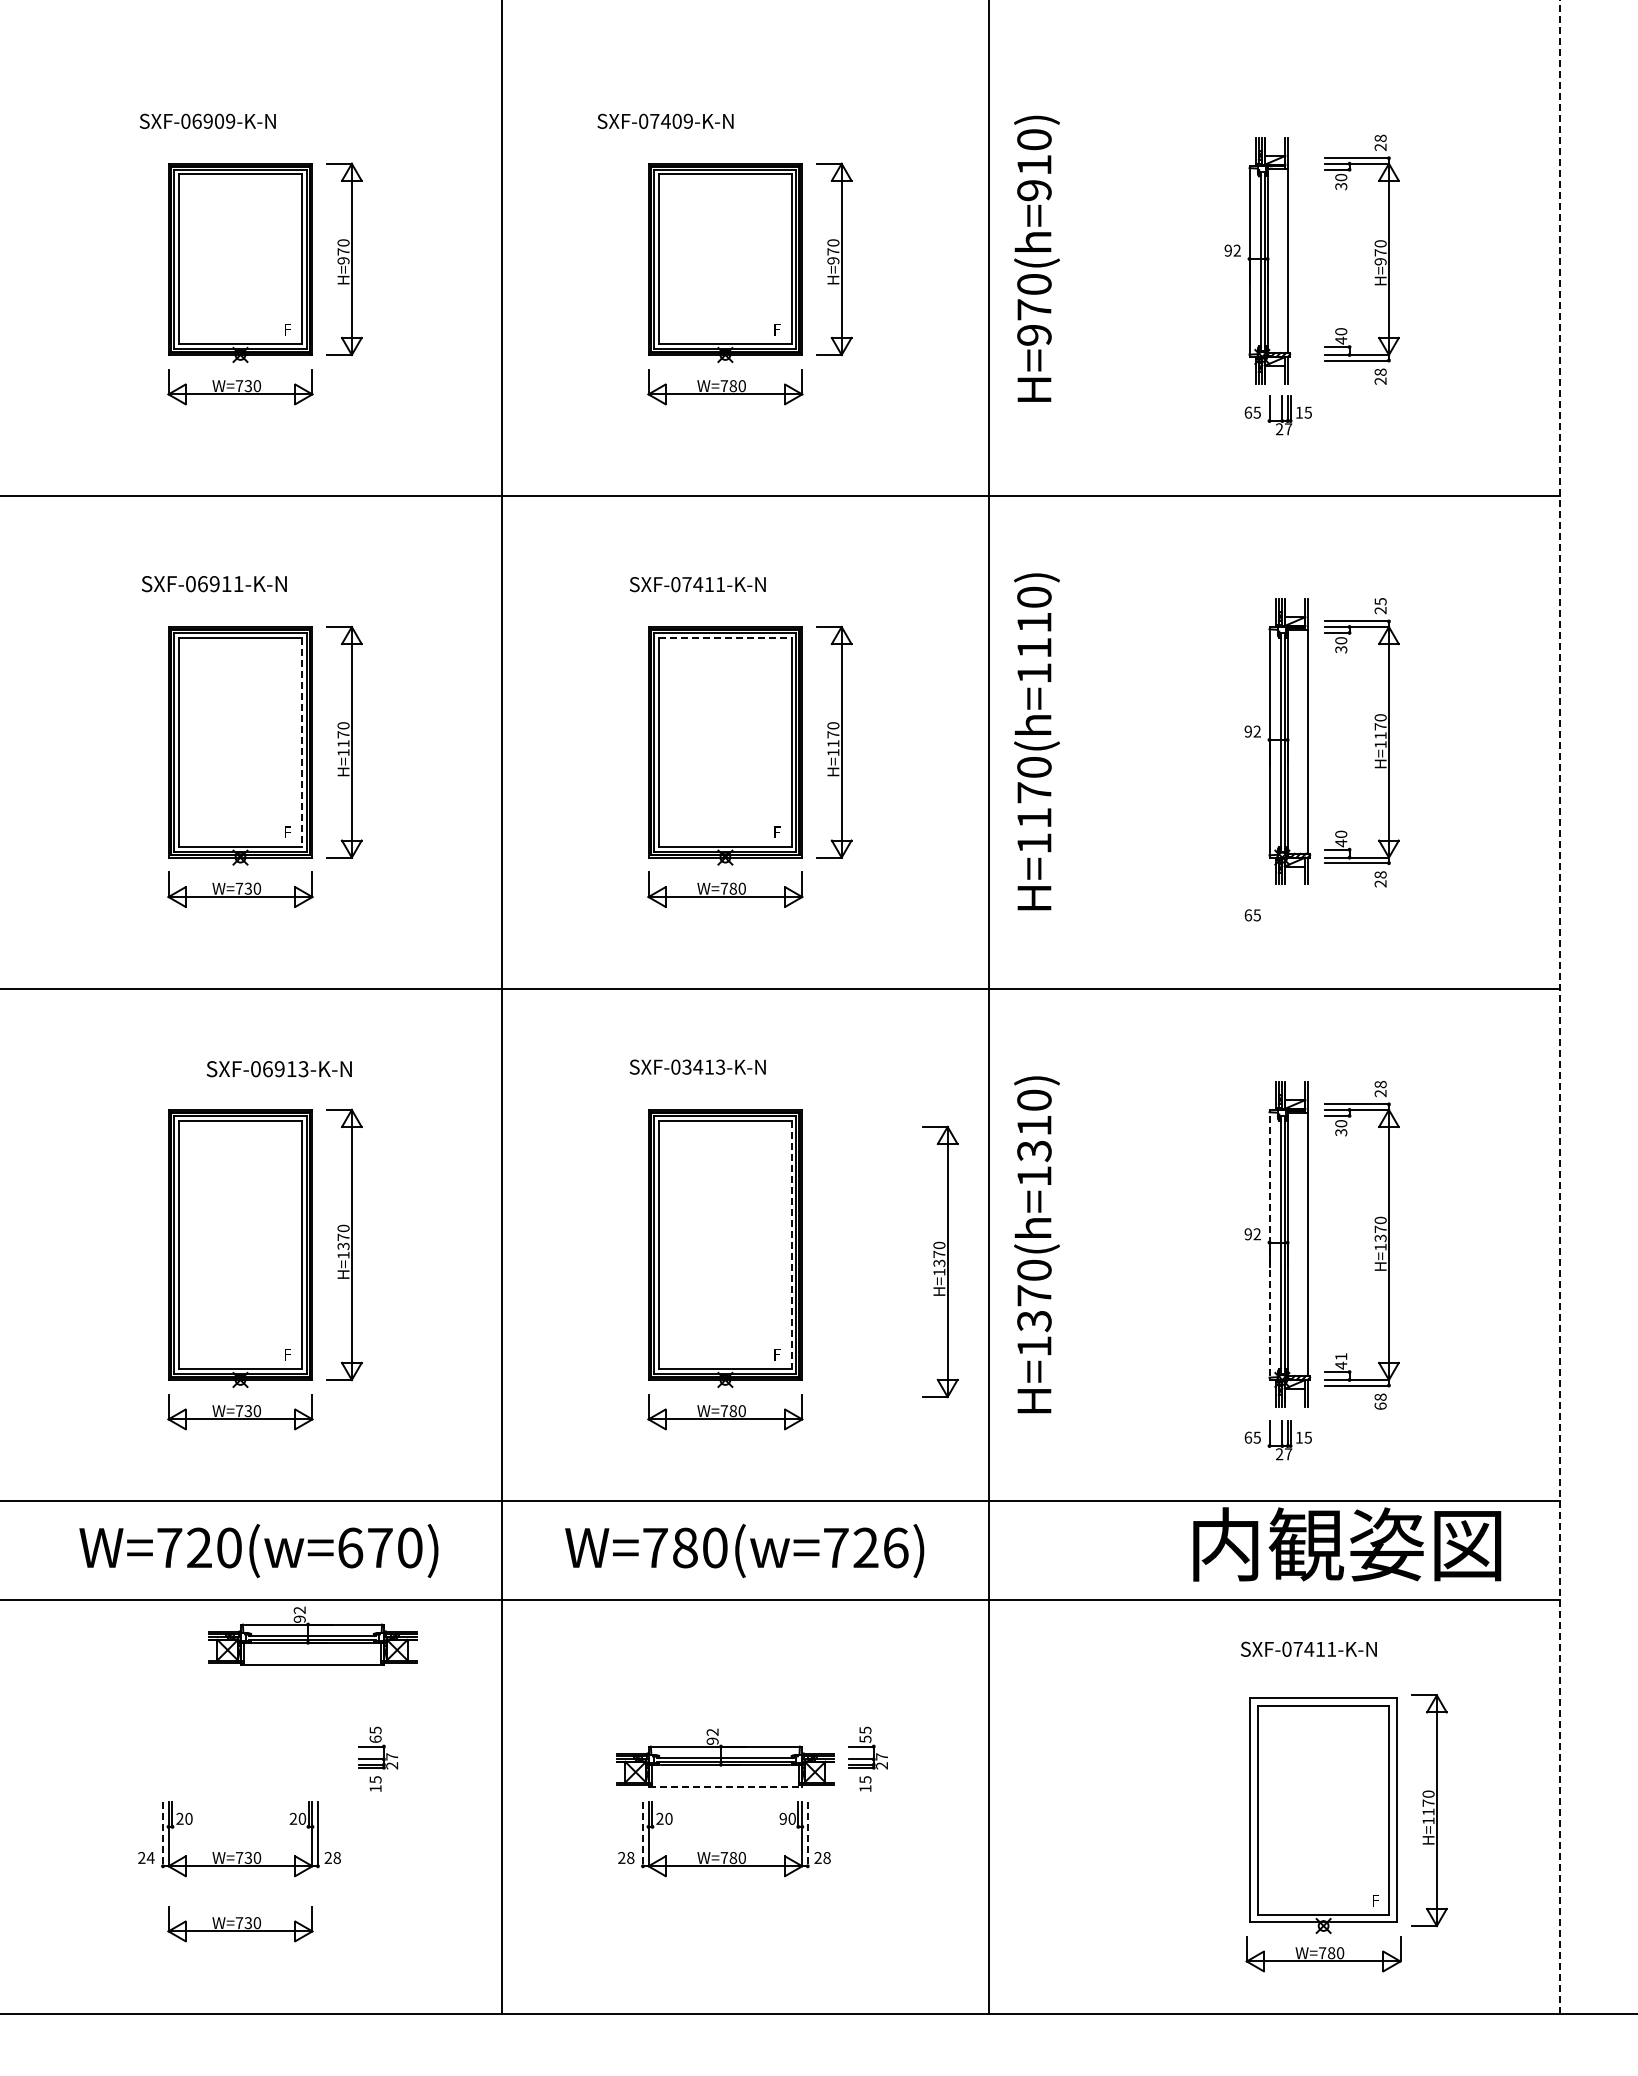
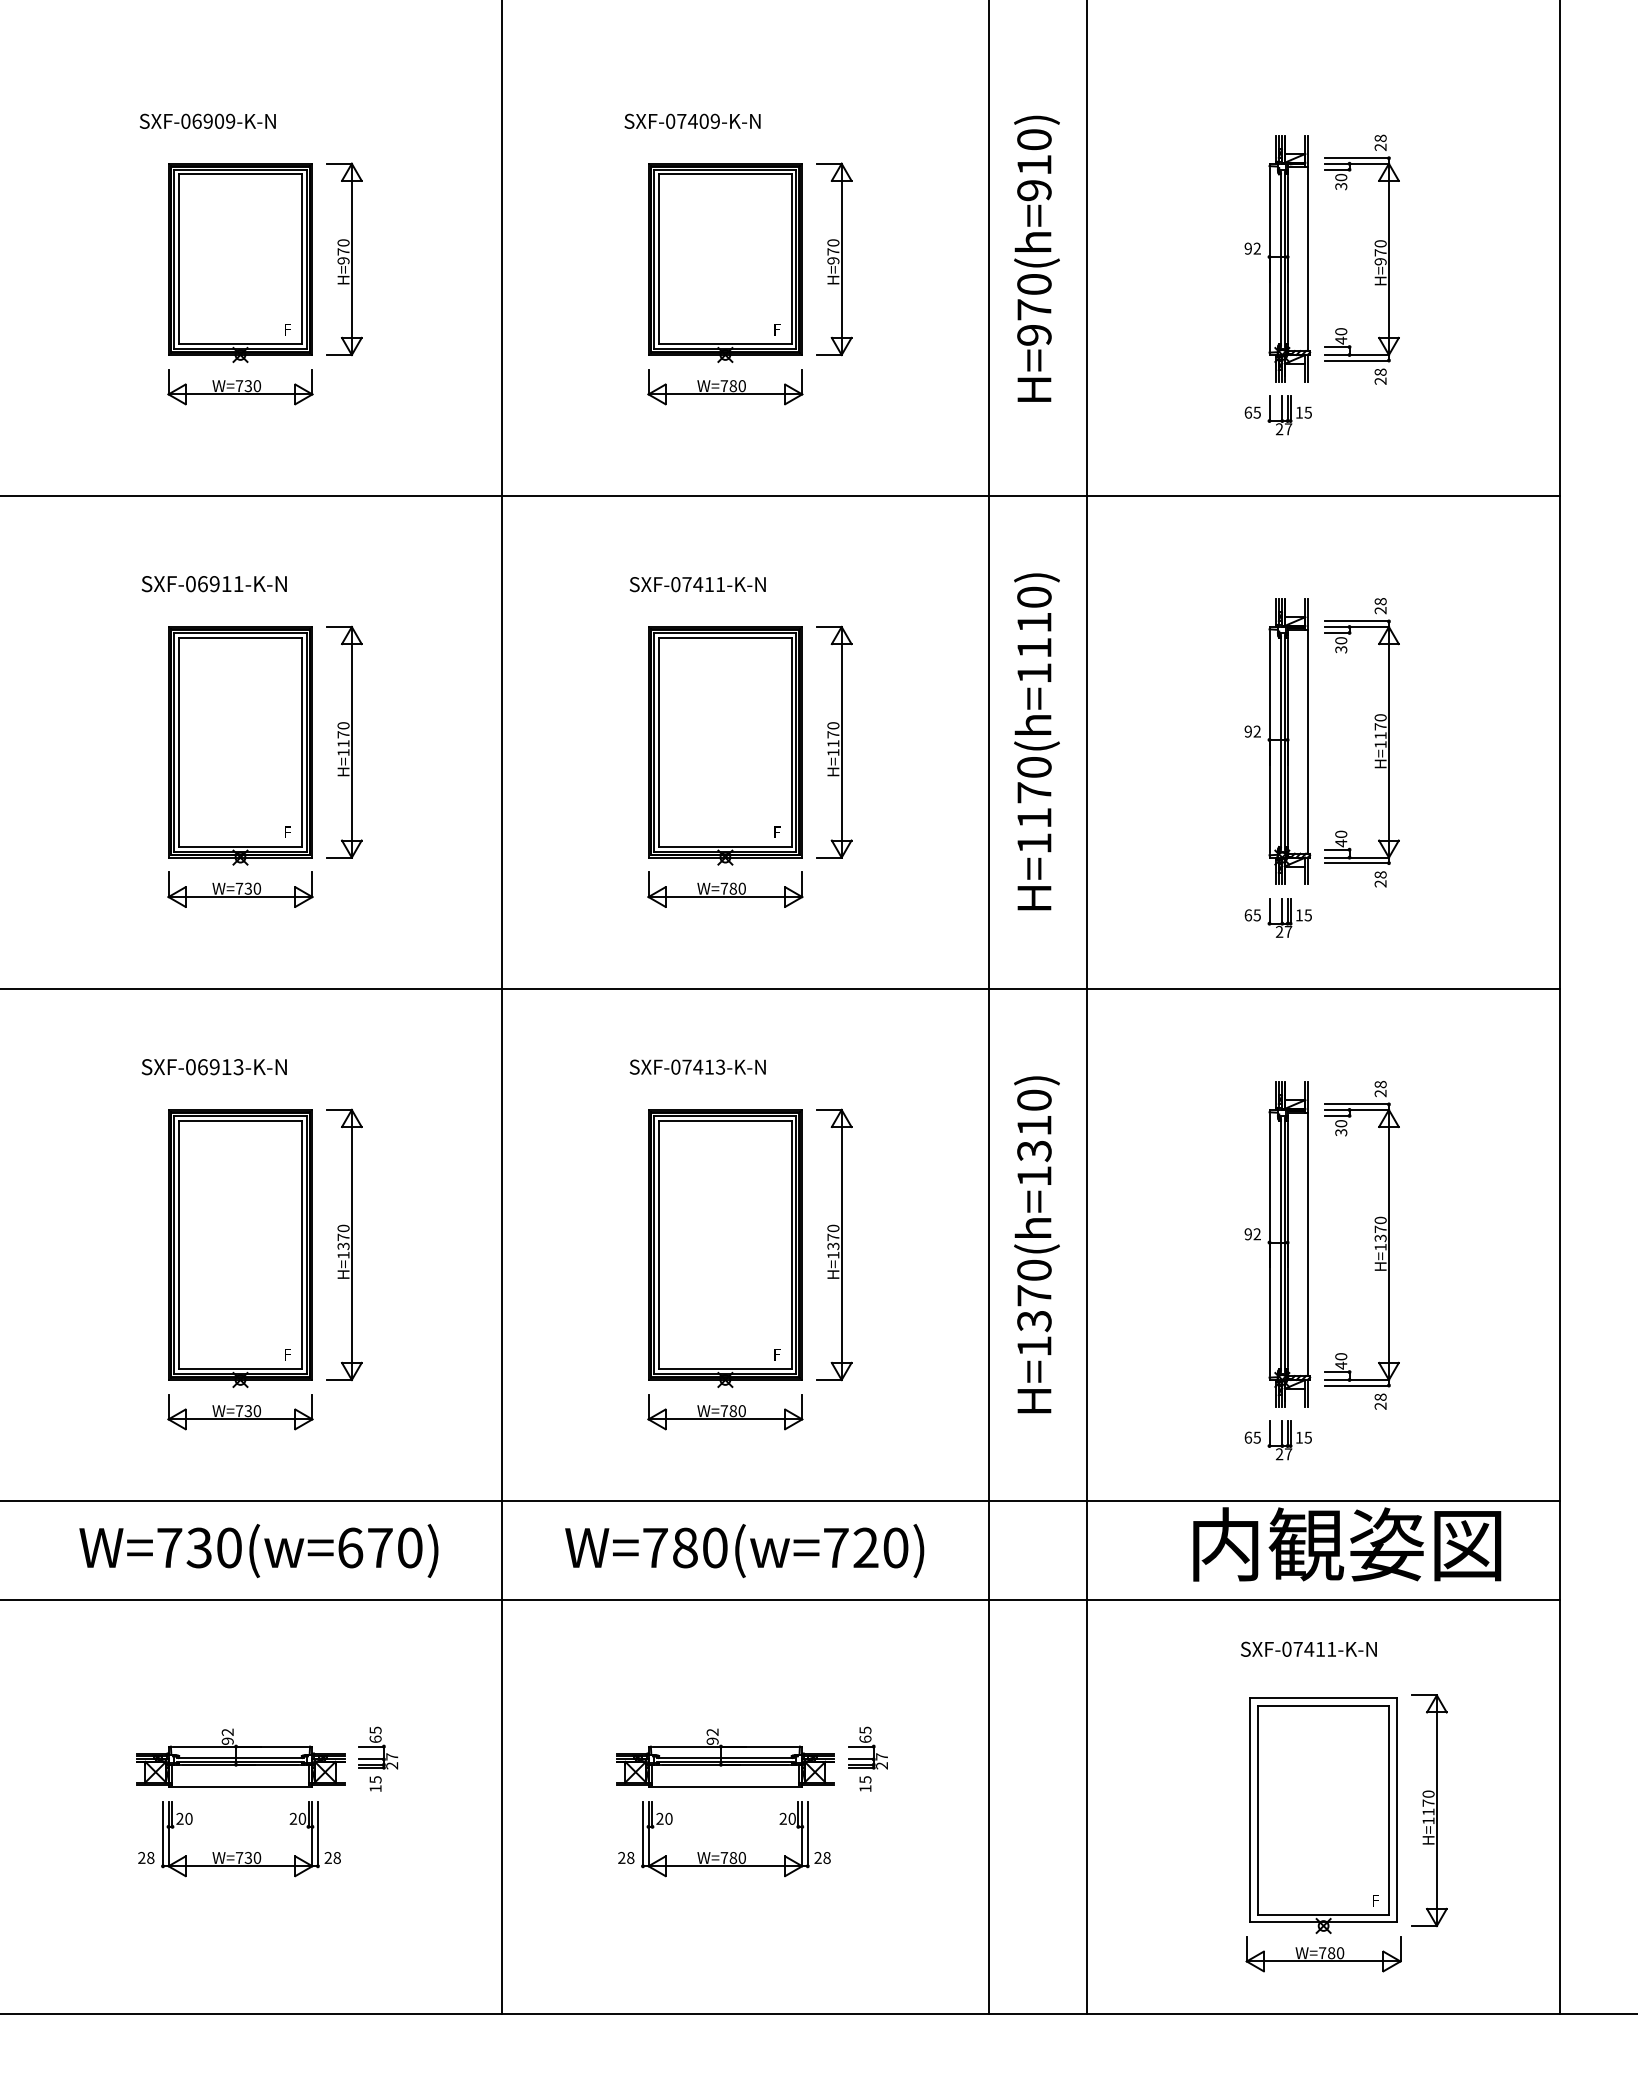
text position: (665, 120) -> (692, 120) (692, 120)
part position: (1257, 260) -> (1277, 258) (1277, 258)
text: 25 -> 28 (1380, 601)
line: dashed -> solid (725, 637)
line: dashed -> solid (301, 742)
part: none -> present (1289, 917)
line: dashed -> solid (1560, 1006)
line: none -> present (1087, 1007)
text: SXF-03413-K-N -> SXF-07413-K-N (686, 1066)
text position: (278, 1069) -> (213, 1067) (213, 1067)
line: dashed -> solid (1269, 1244)
line: dashed -> solid (791, 1245)
part position: (940, 1261) -> (834, 1244) (834, 1244)
text: 41 -> 40 (1341, 1356)
text: 68 -> 28 (1380, 1405)
text: W=720(w=670) -> W=730(w=670) (198, 1547)
text: W=780(w=726) -> W=780(w=720) (895, 1547)
part position: (312, 1635) -> (240, 1757) (240, 1757)
text: 55 -> 65 (865, 1738)
line: dashed -> solid (725, 1787)
text: 90 -> 20 (782, 1818)
line: dashed -> solid (163, 1834)
line: dashed -> solid (643, 1834)
line: dashed -> solid (807, 1834)
text: 24 -> 28 (150, 1858)
part: present -> none (240, 1924)
